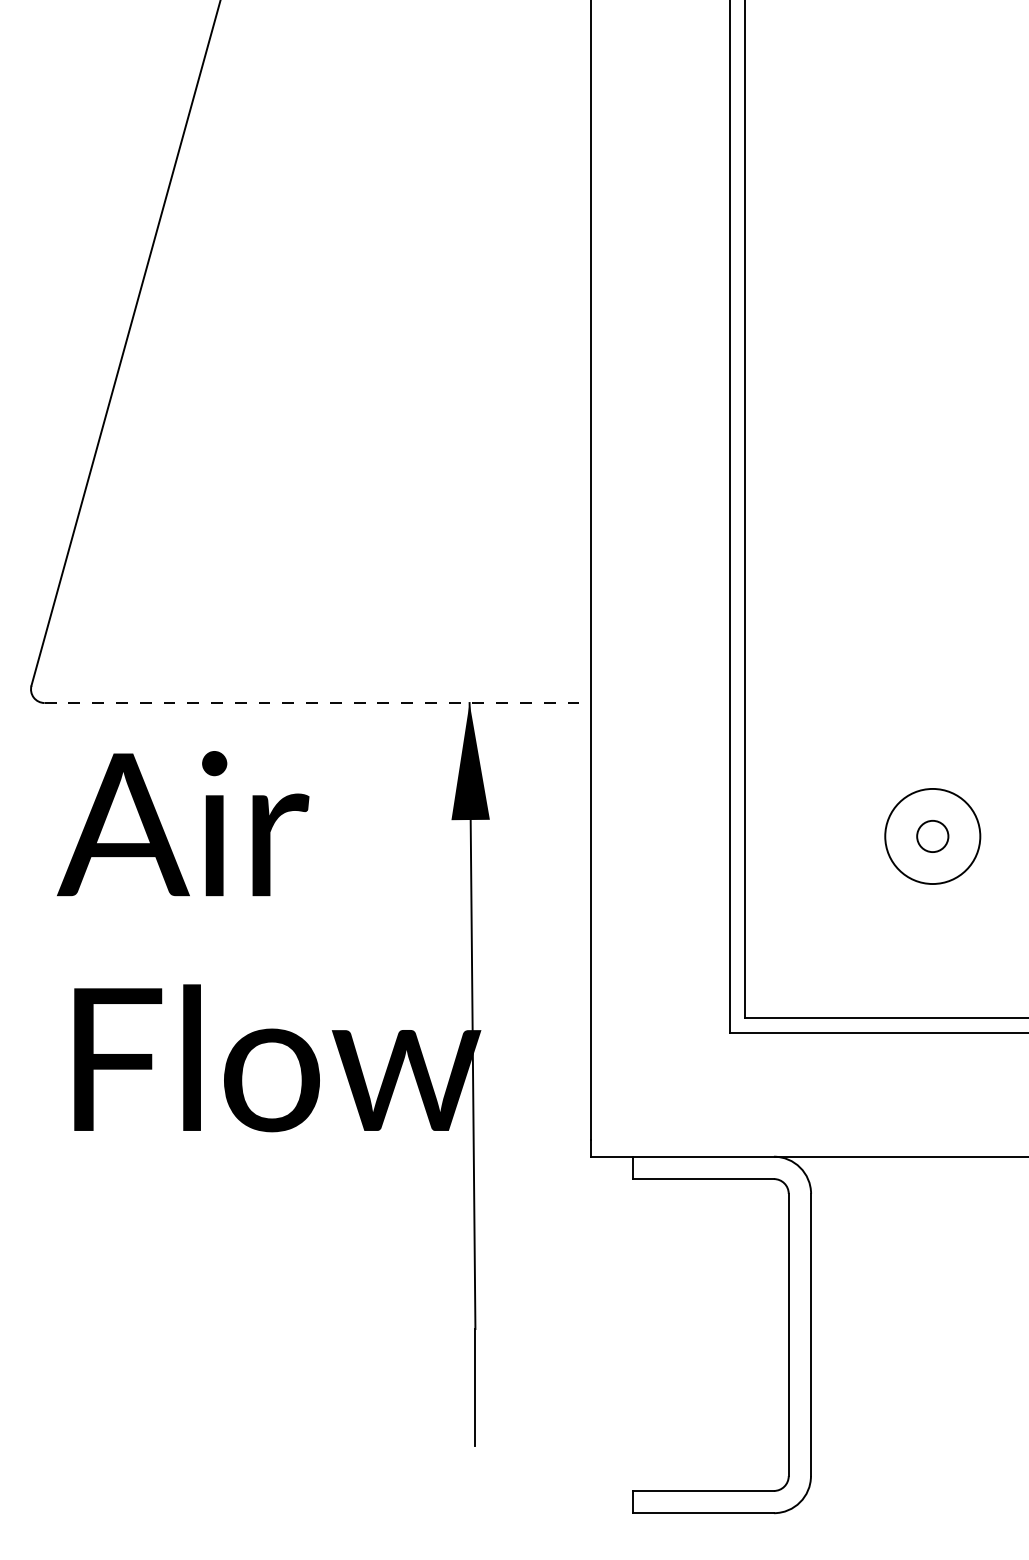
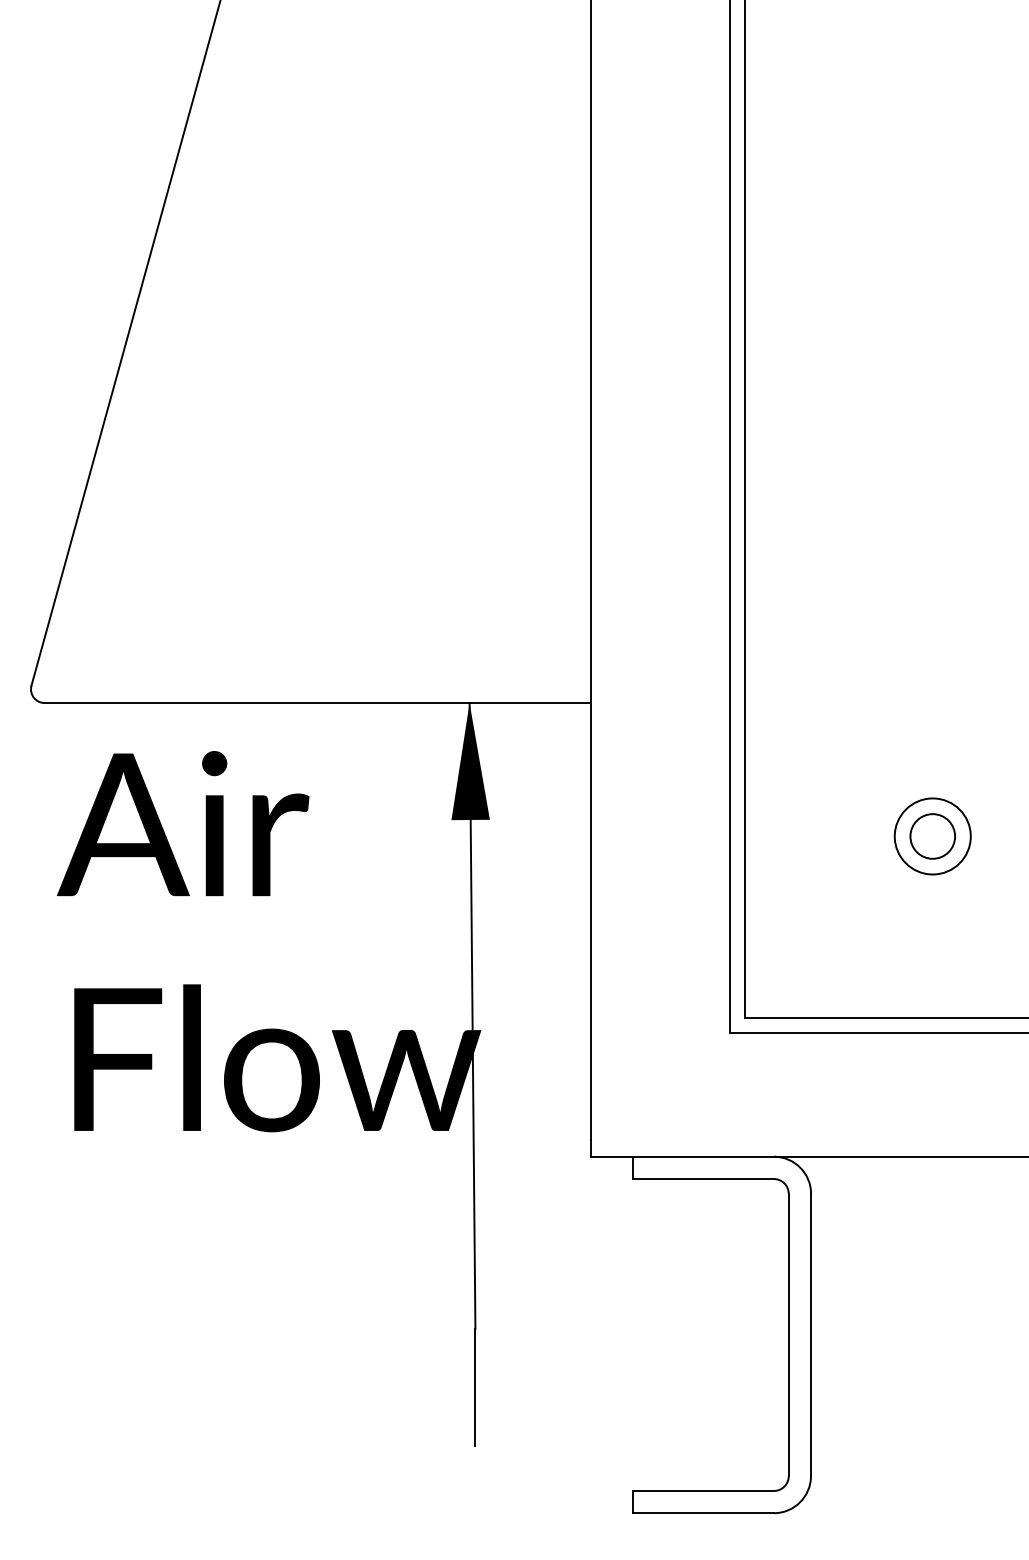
line: dashed -> solid (318, 703)
circle diameter: 31 px -> 45 px (932, 836)
circle diameter: 95 px -> 76 px (932, 836)
